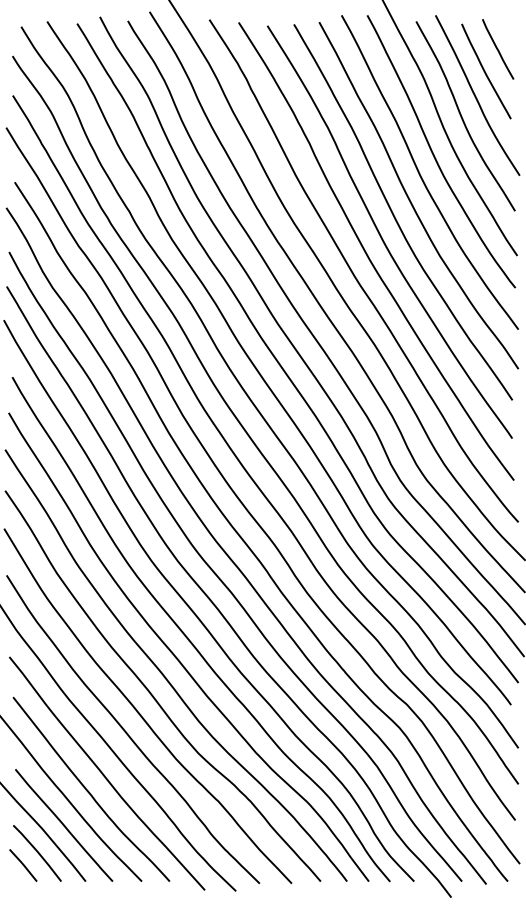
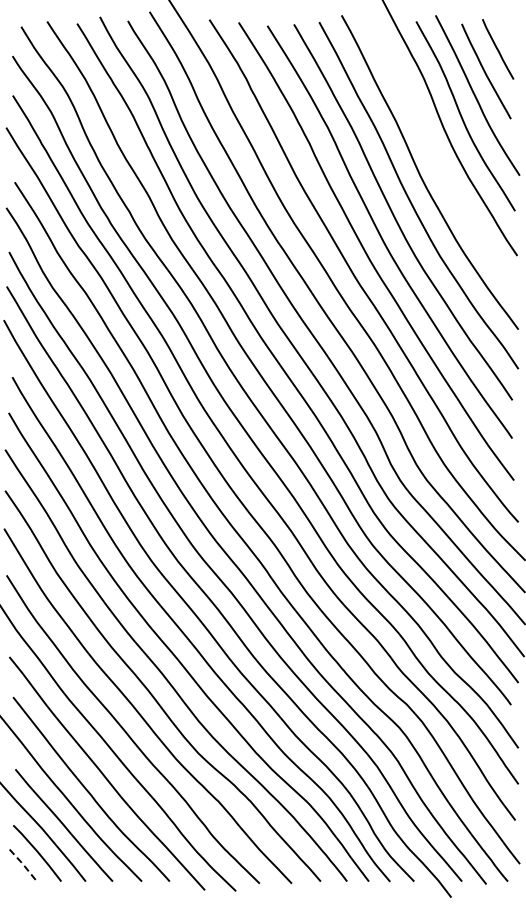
curve: present -> none (434, 154)
line: solid -> dashed (23, 864)
